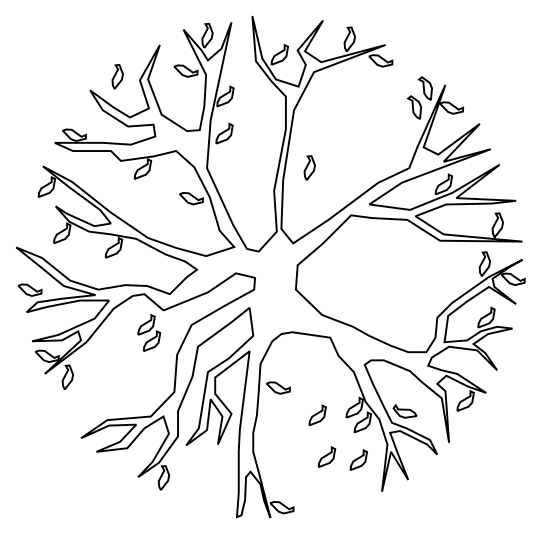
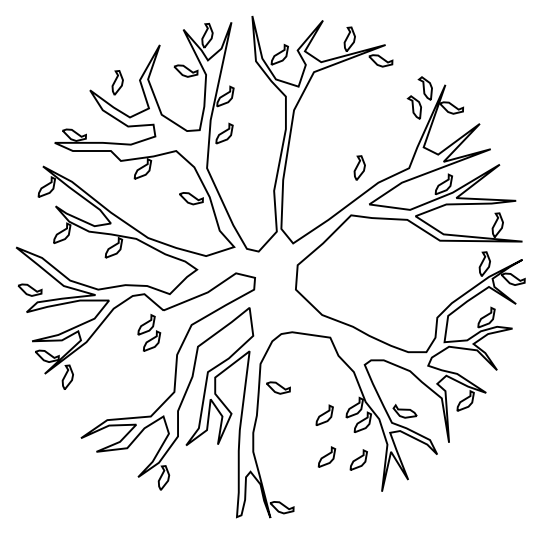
curve position: (115, 76) -> (115, 82) (115, 82)
curve position: (308, 166) -> (358, 166) (358, 166)
curve position: (317, 414) -> (324, 414) (324, 414)
